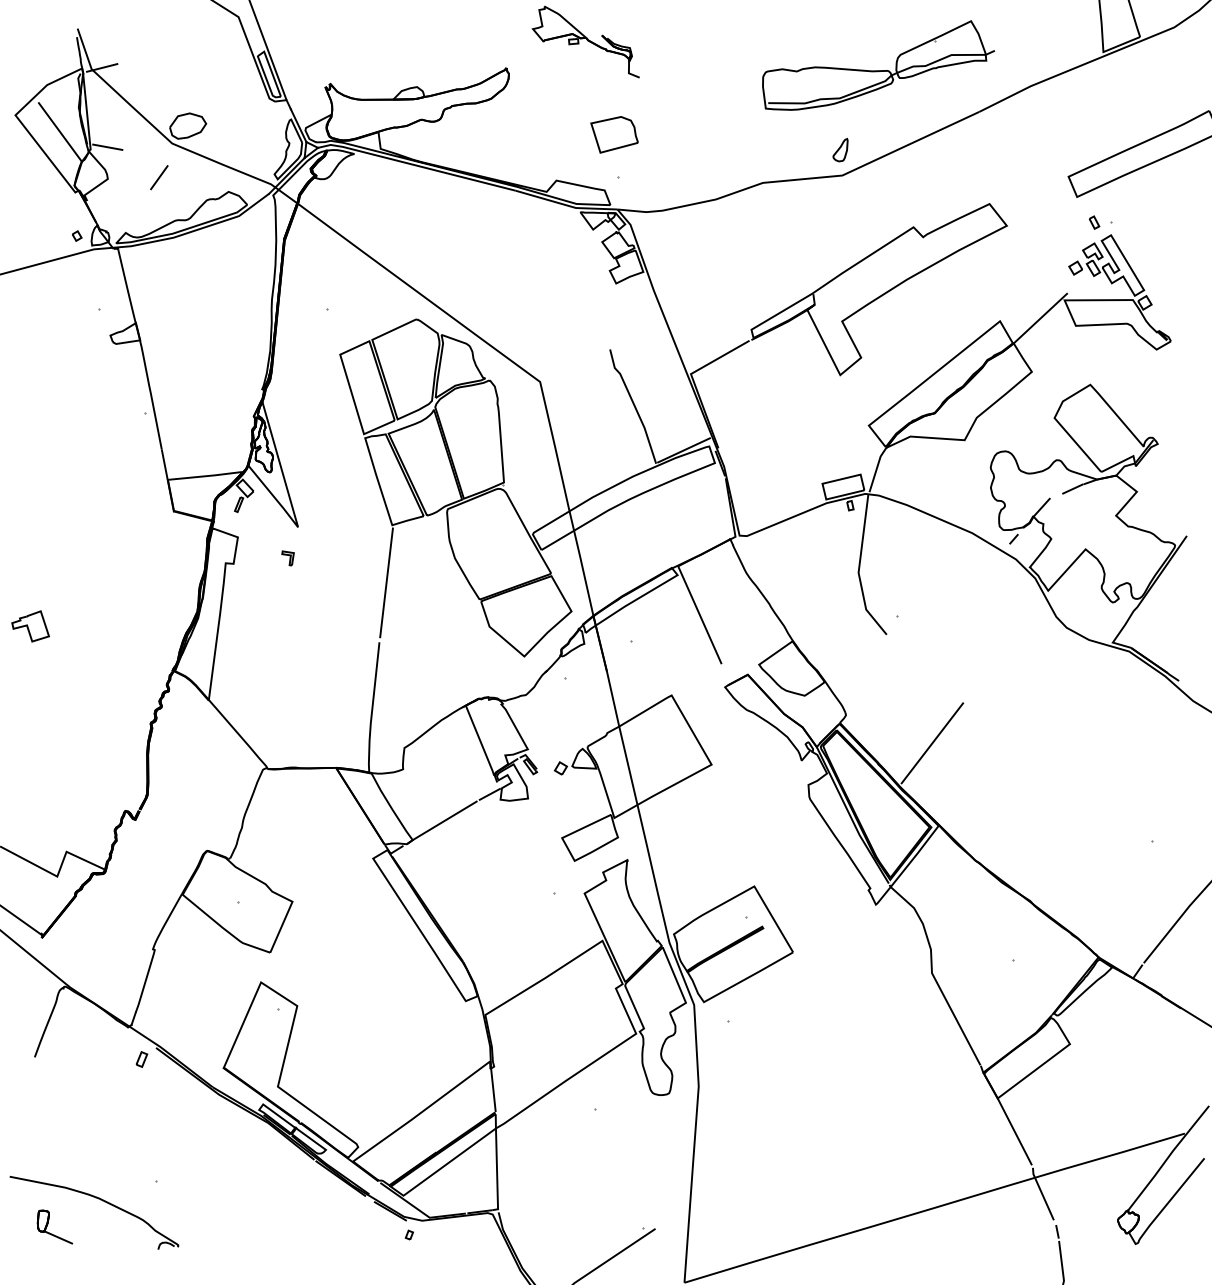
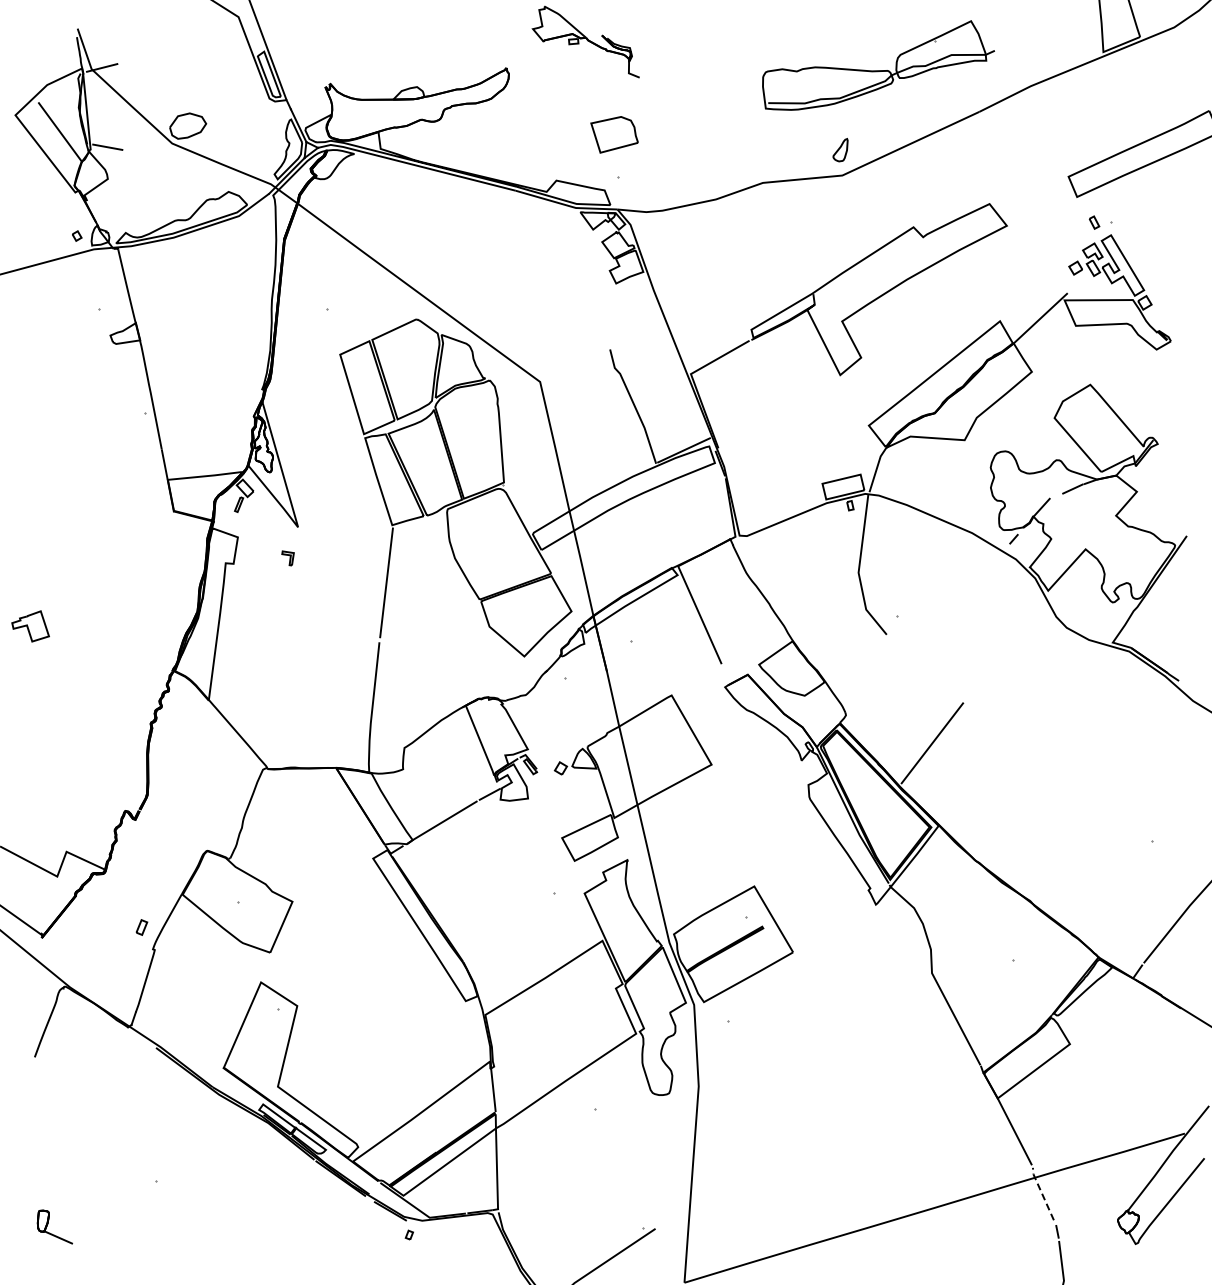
line: present -> none (159, 177)
part position: (141, 1059) -> (141, 927) (141, 927)
line: solid -> dashed (1041, 1193)
part: present -> none (100, 1200)
